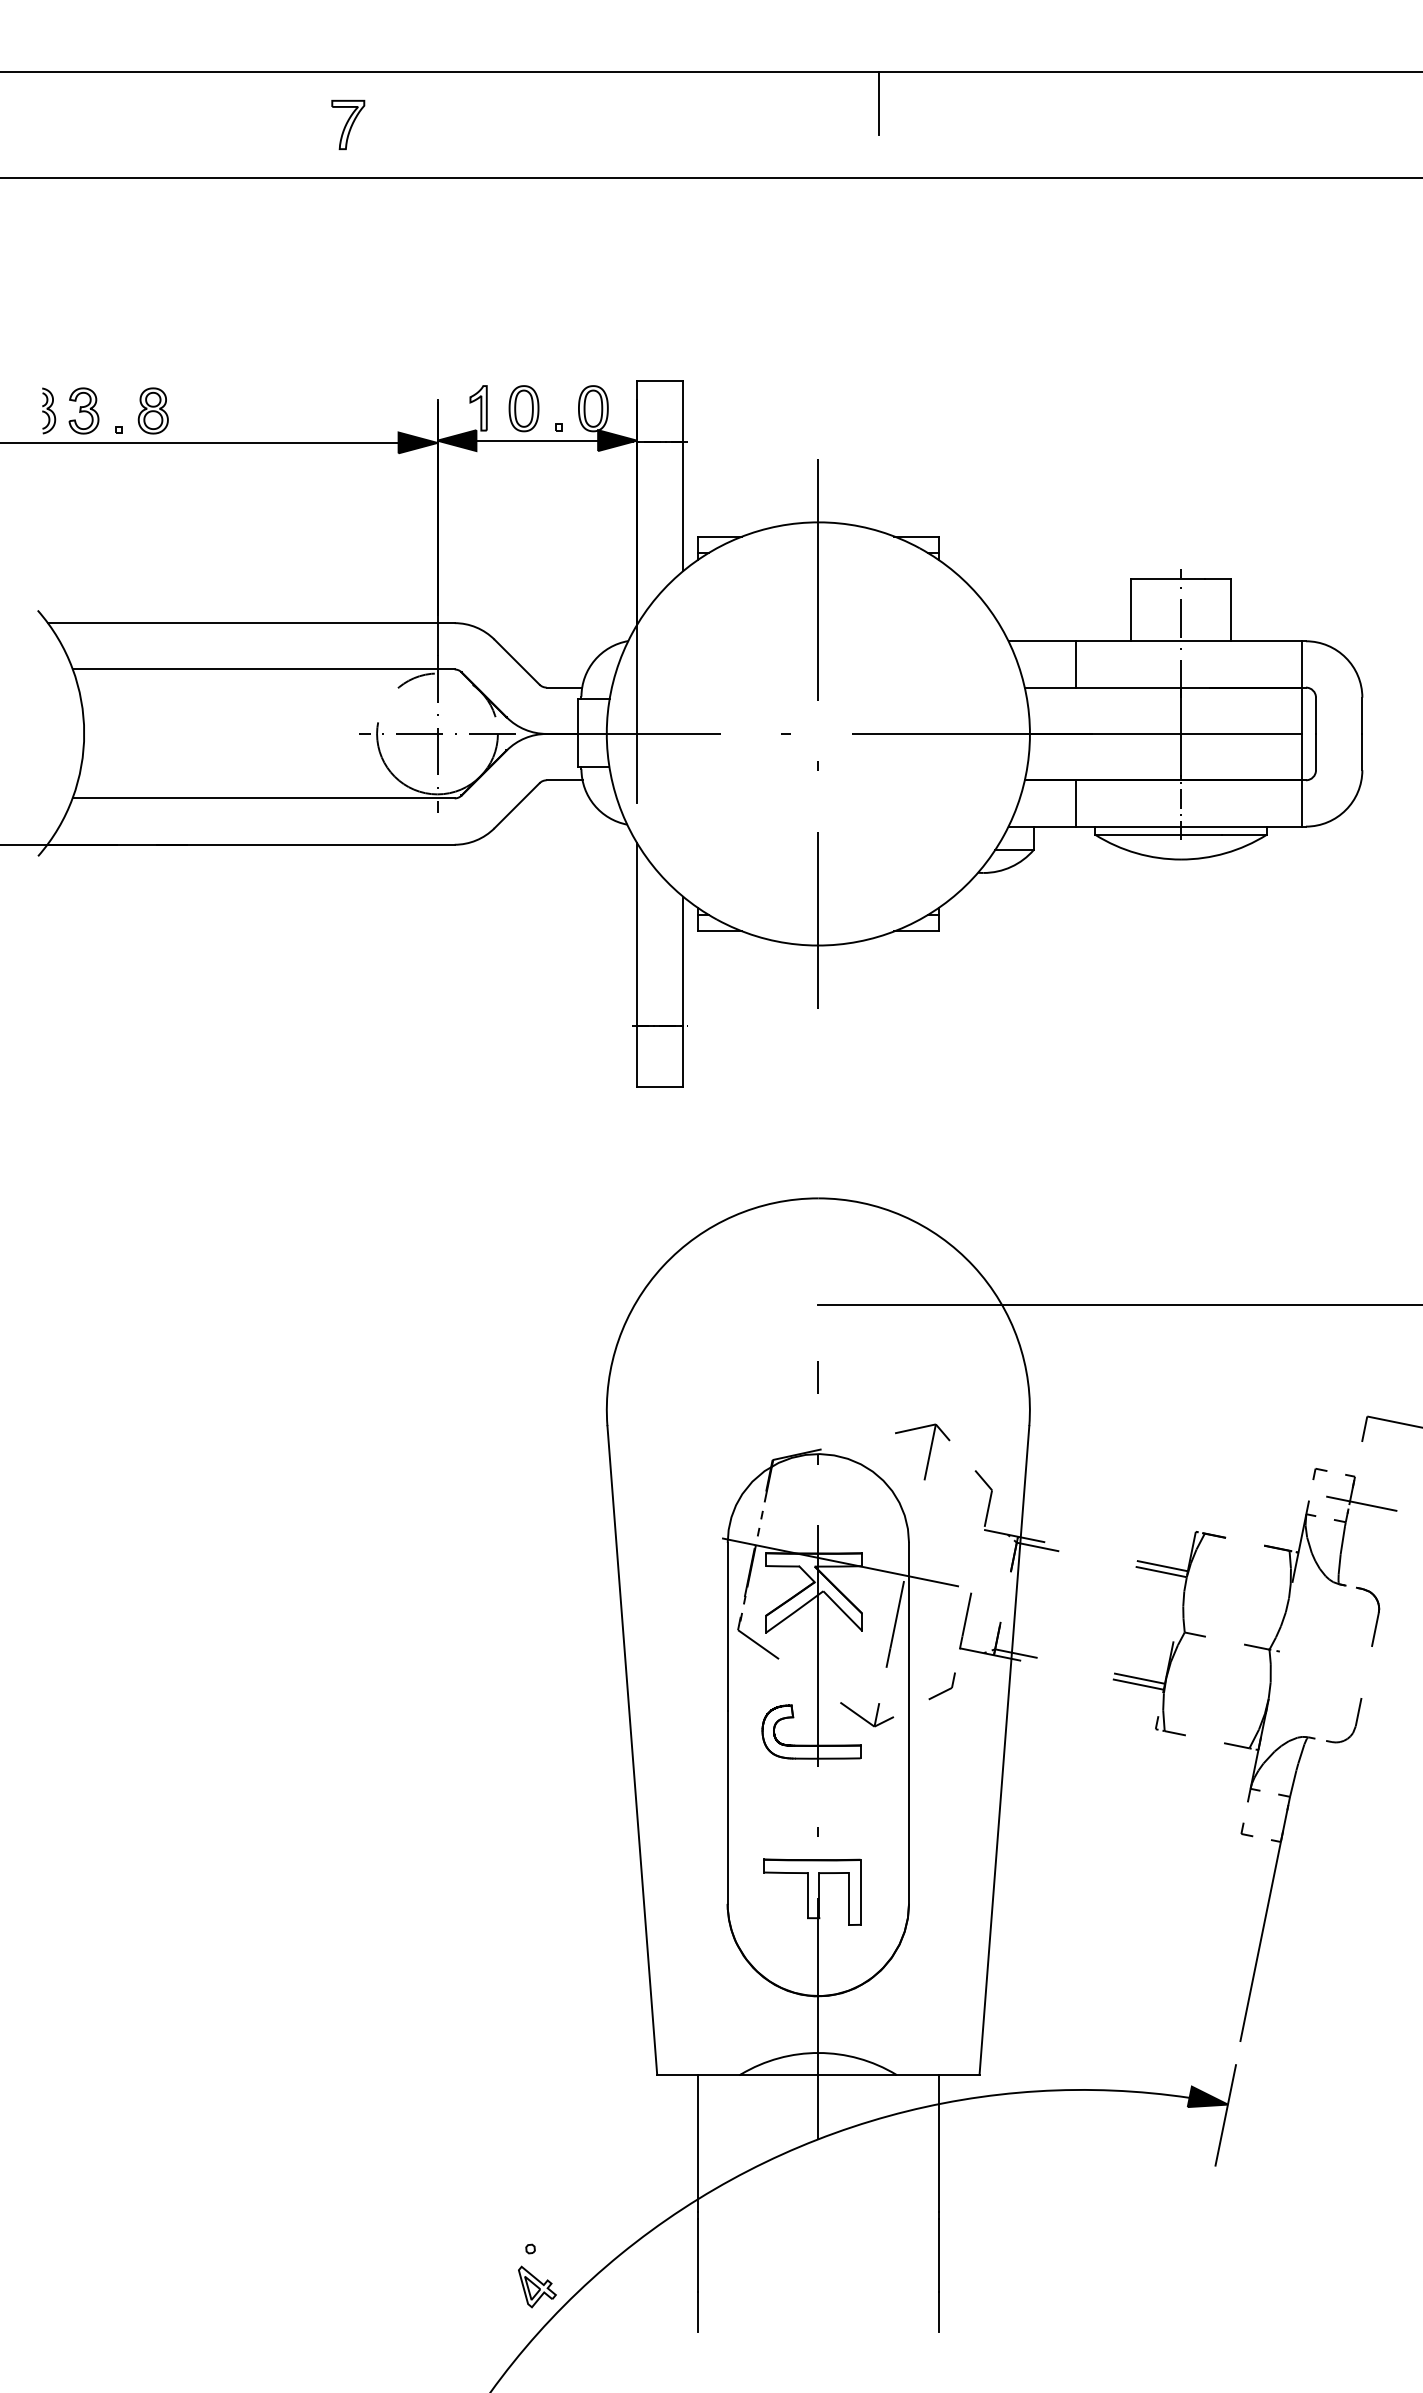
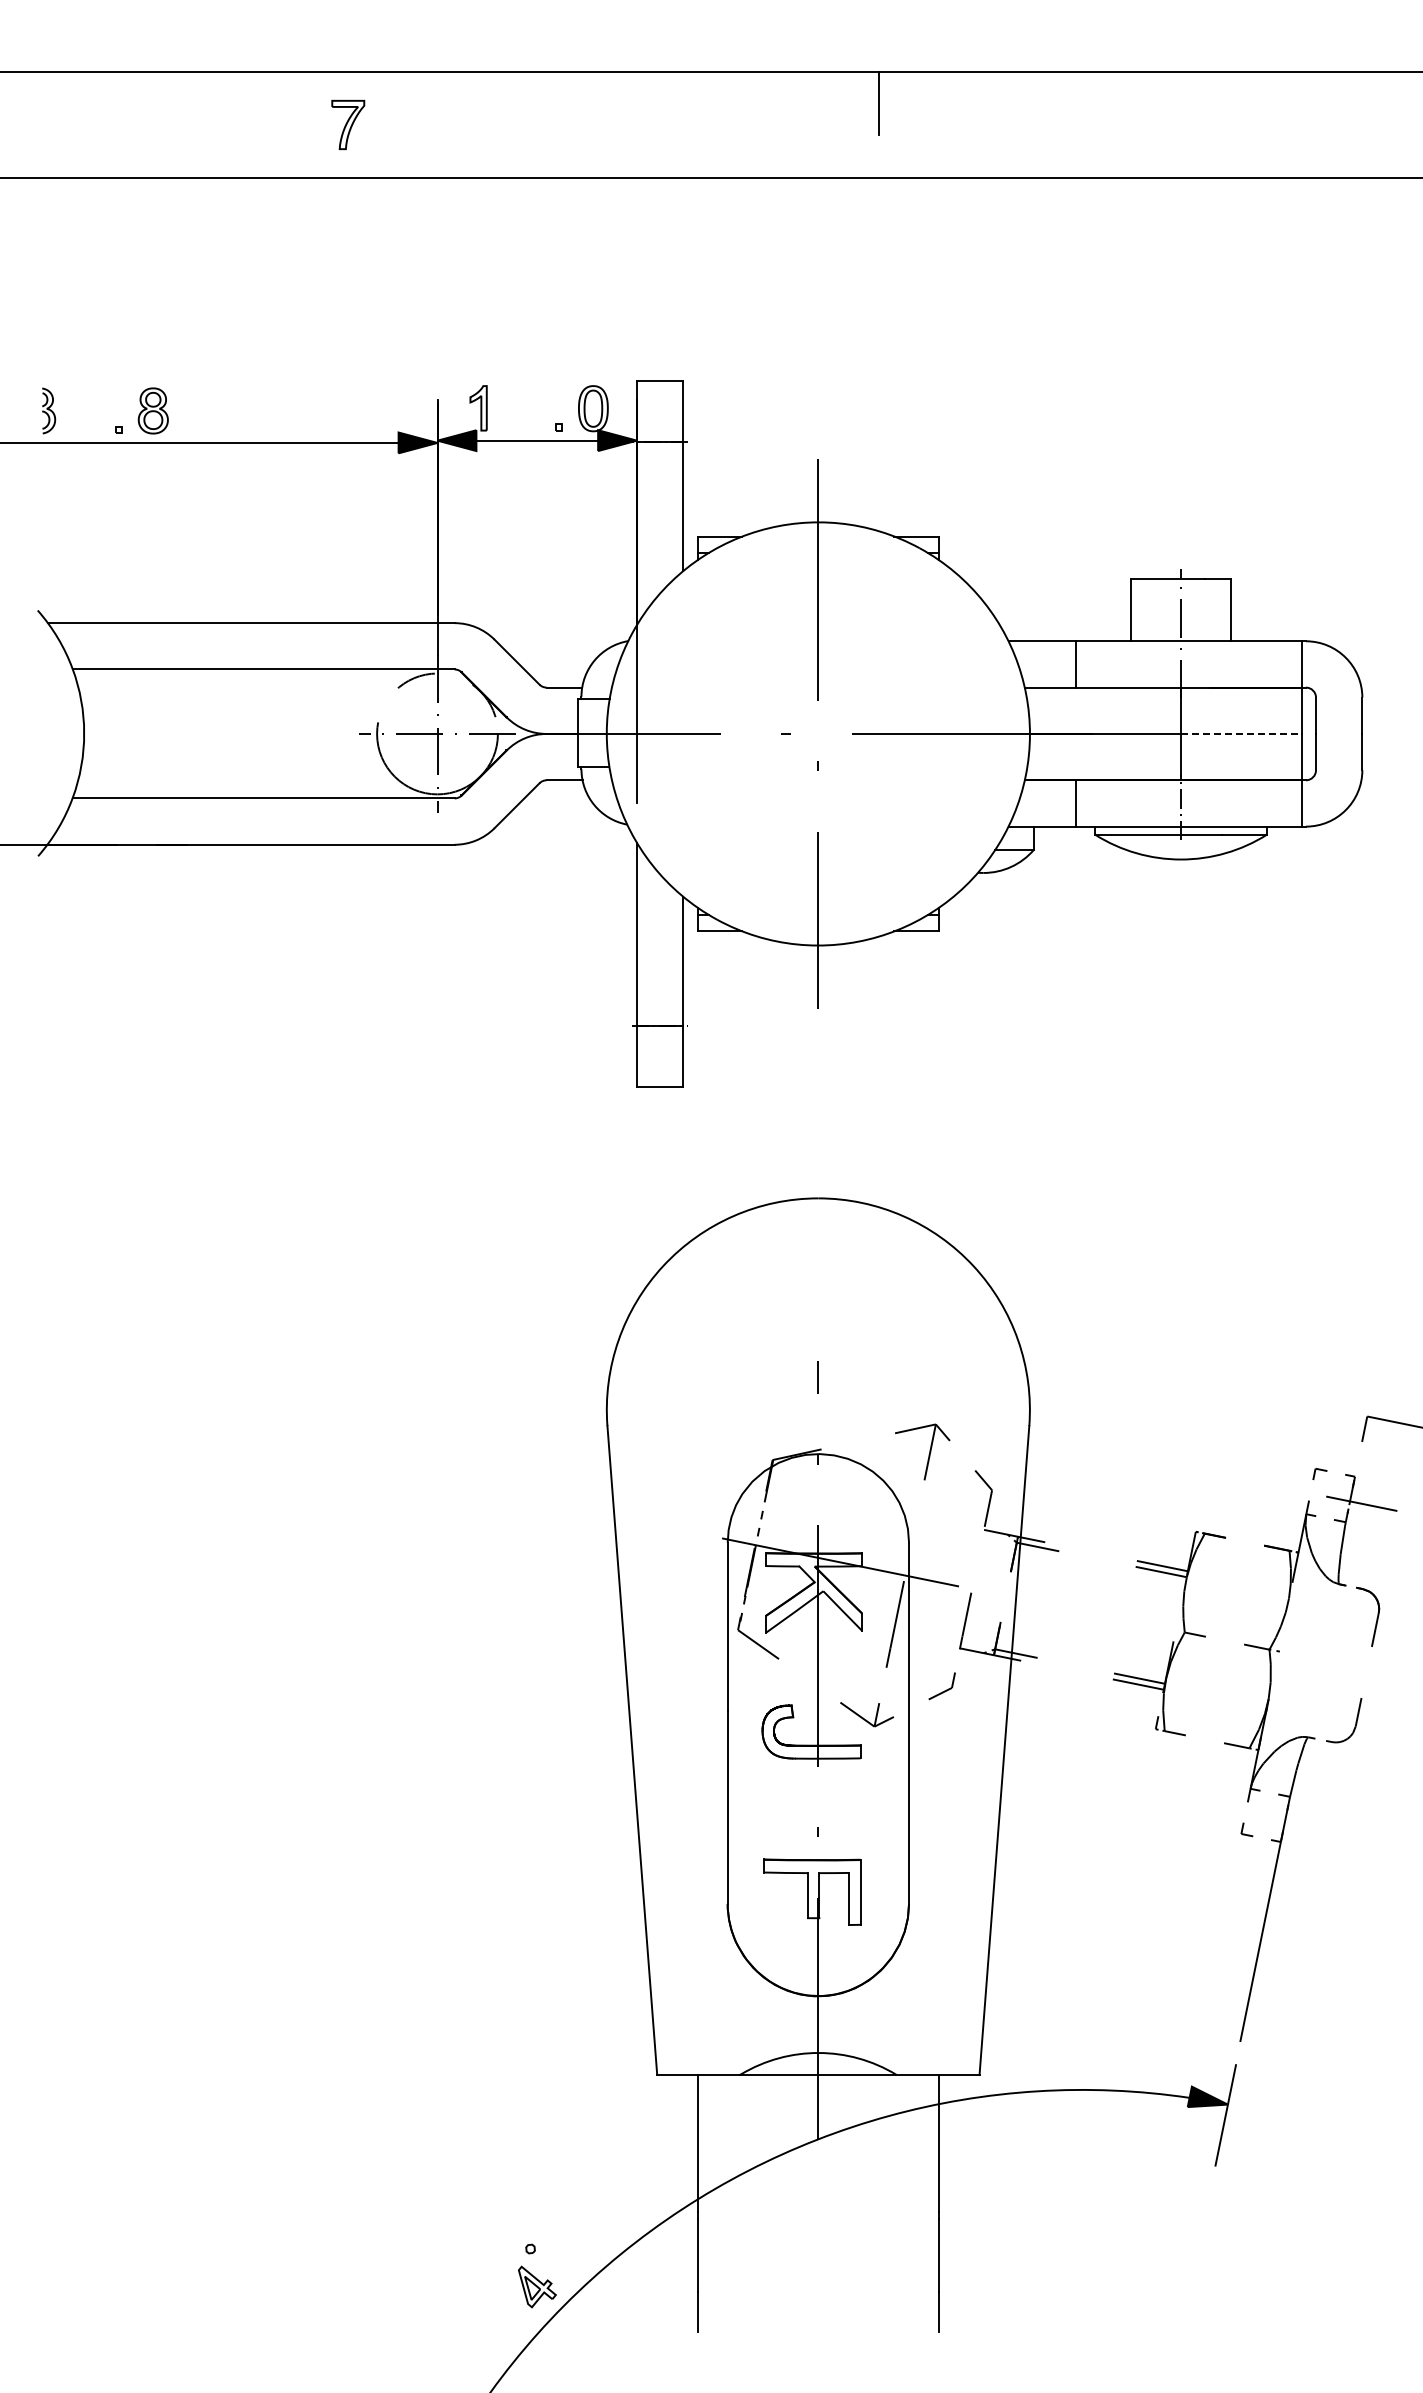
part: present -> none (523, 408)
part: present -> none (83, 410)
line: solid -> dashed (1242, 733)
line: present -> none (1118, 1305)
